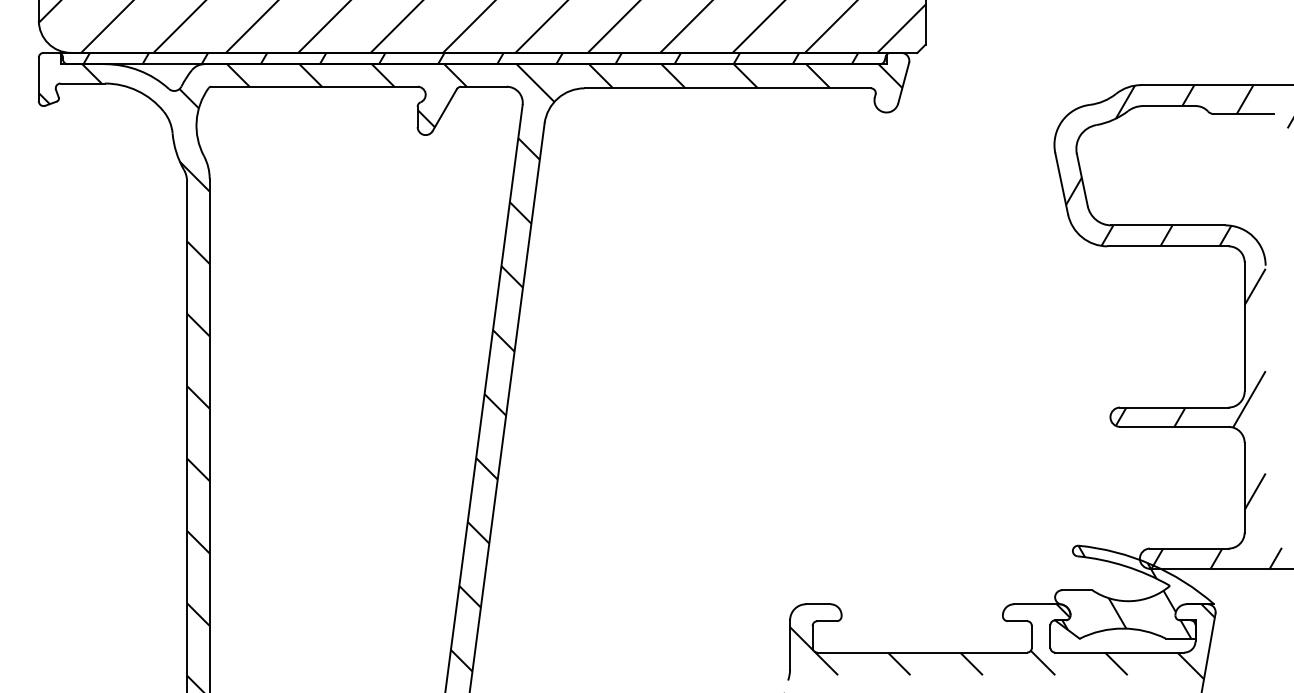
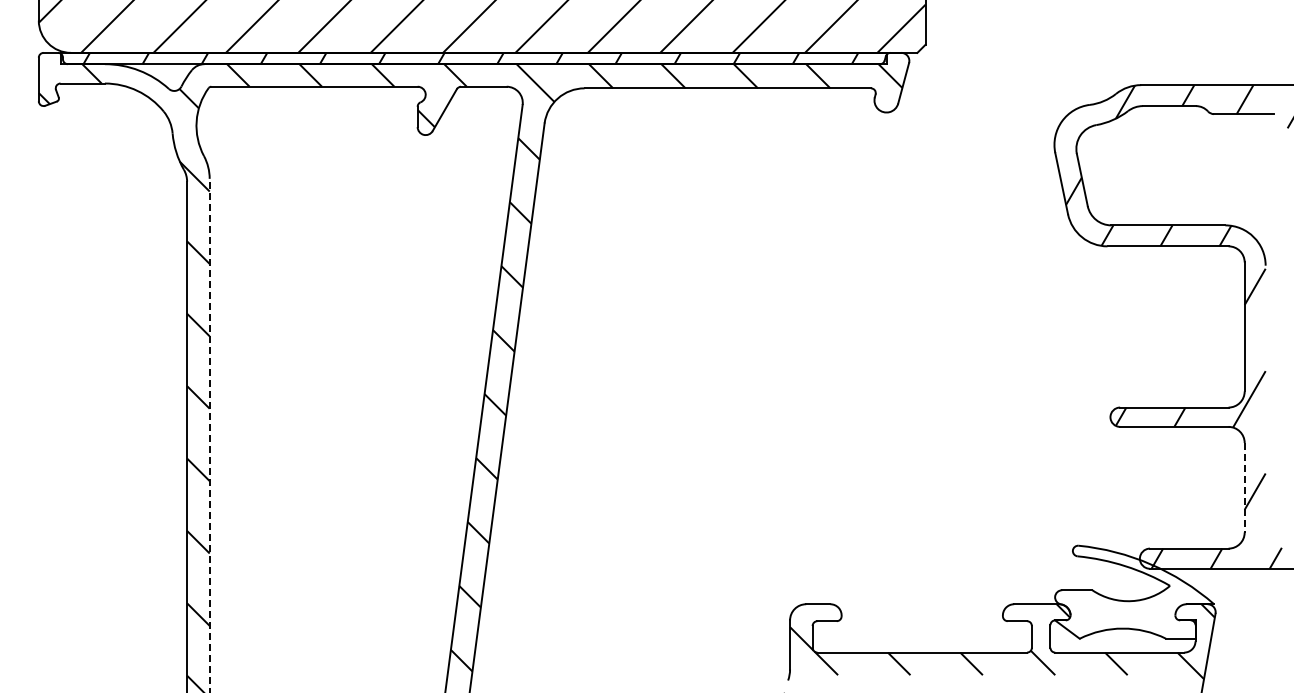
line: solid -> dashed (209, 435)
line: solid -> dashed (1244, 487)
hatch: present -> none (1126, 591)
